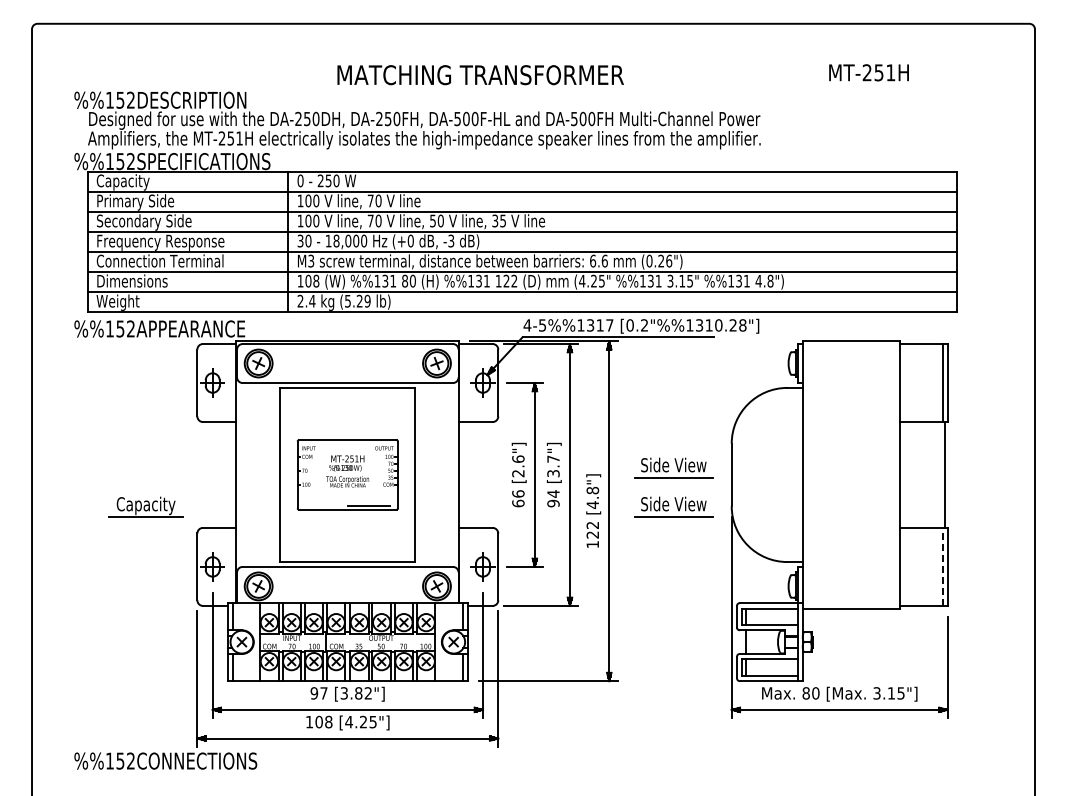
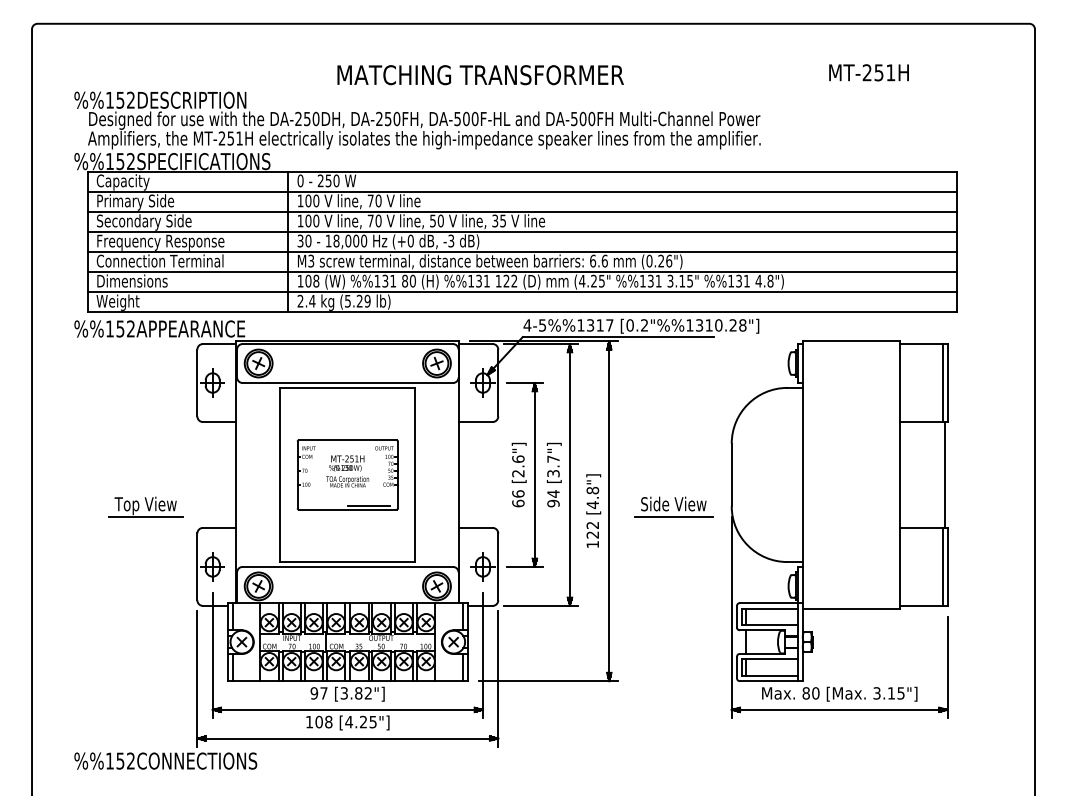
part: present -> none (673, 467)
text: Capacity -> Top View (145, 505)
line: dashed -> solid (943, 566)
